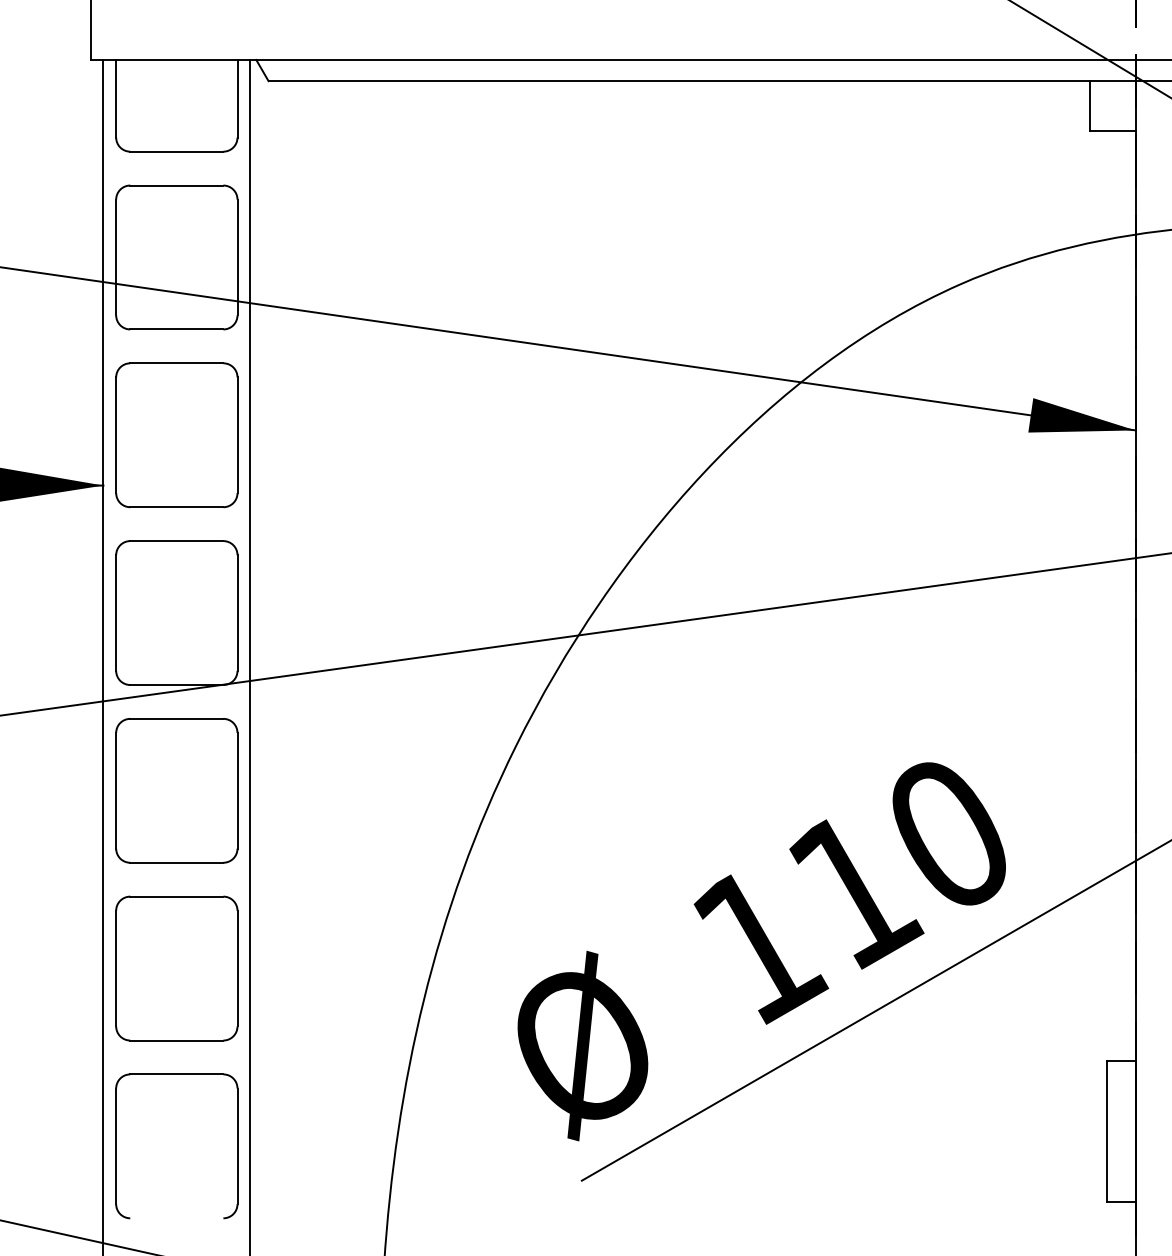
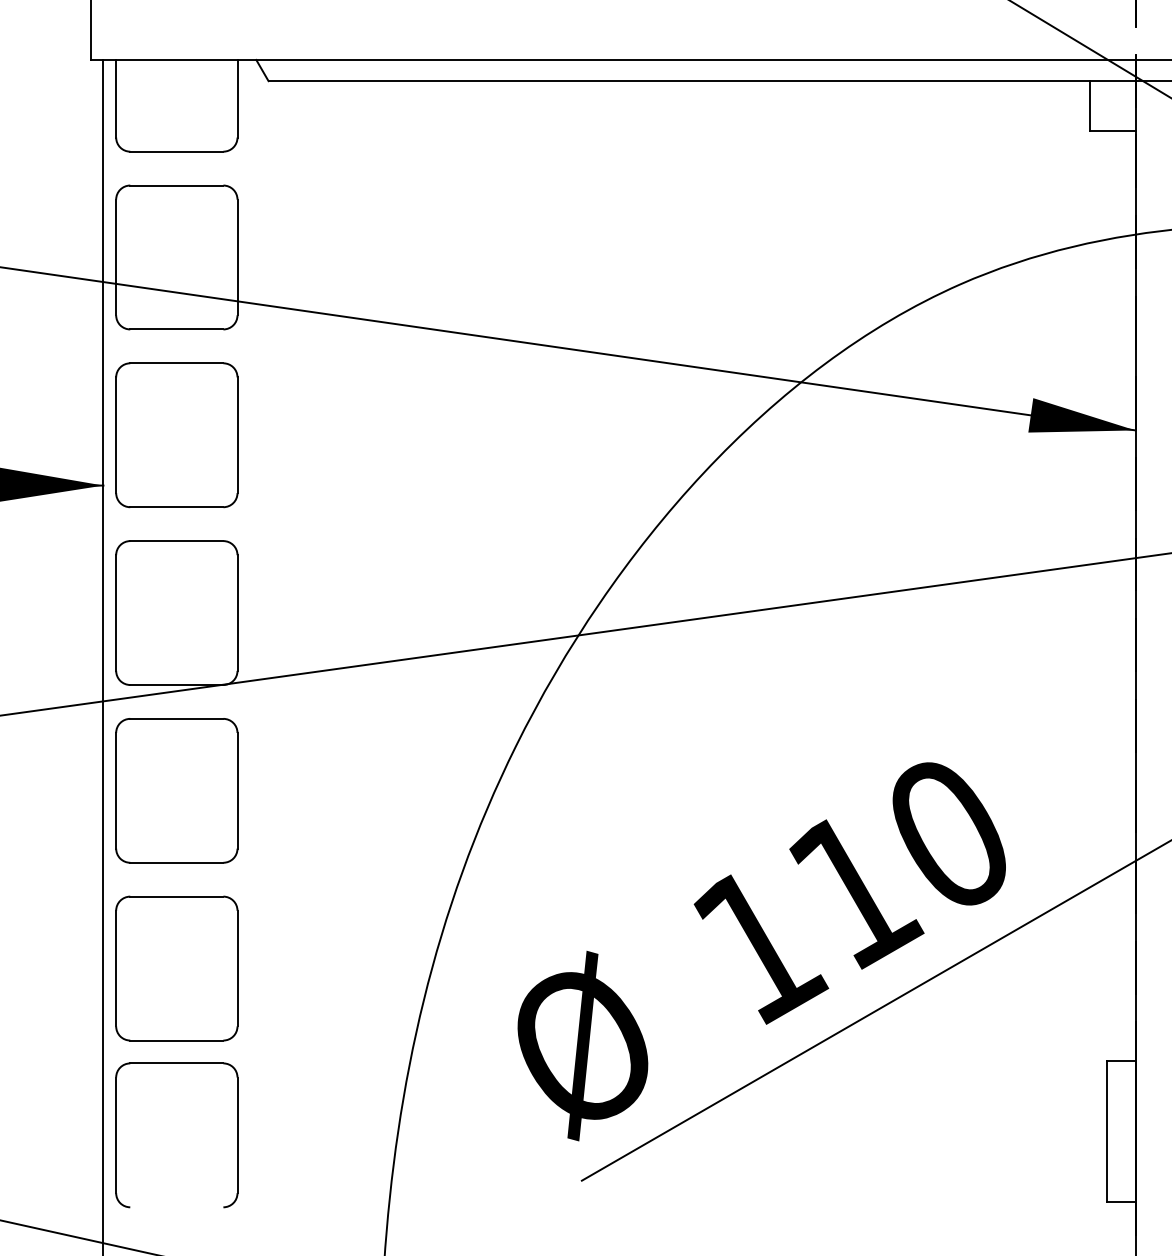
line: present -> none (250, 655)
part position: (116, 1146) -> (116, 1135) (116, 1135)
